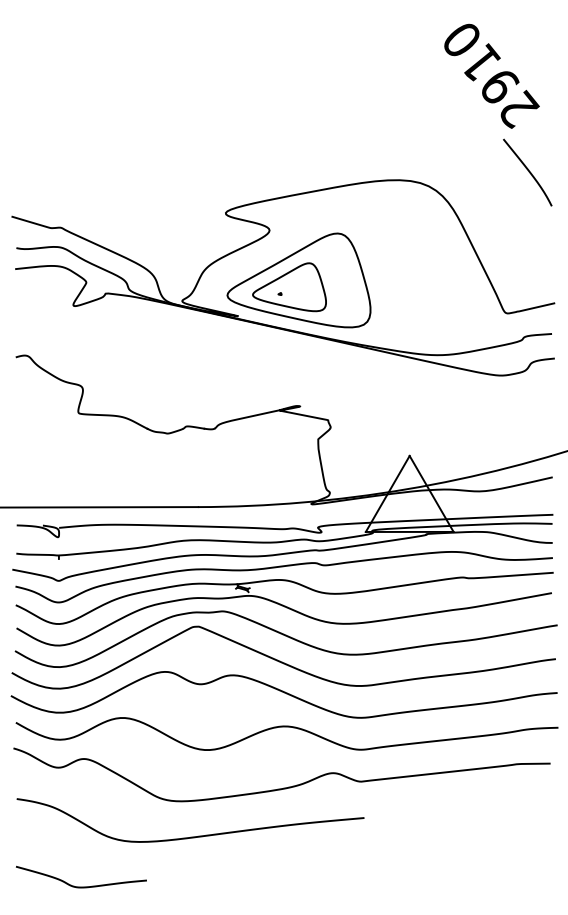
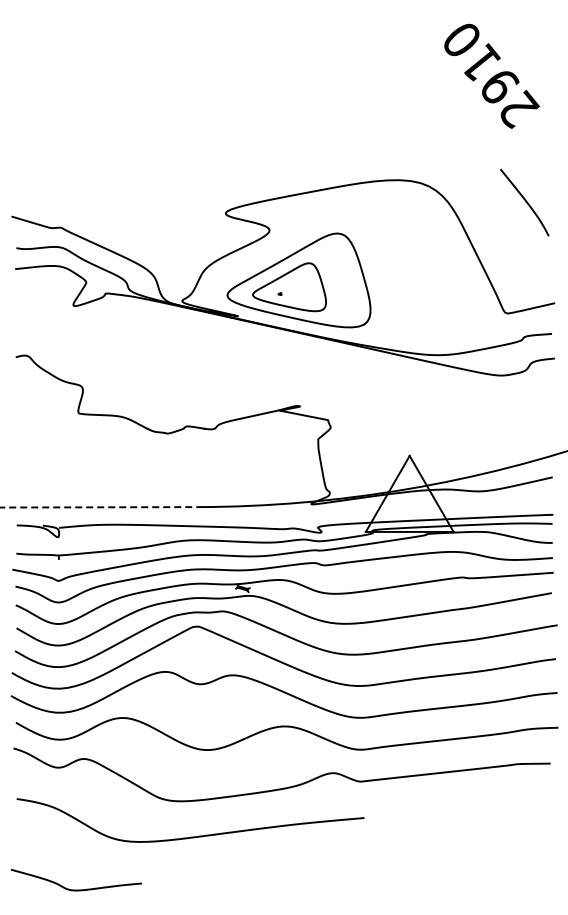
curve position: (528, 172) -> (525, 202) (525, 202)
line: solid -> dashed (98, 507)
curve position: (81, 886) -> (76, 889) (76, 889)
